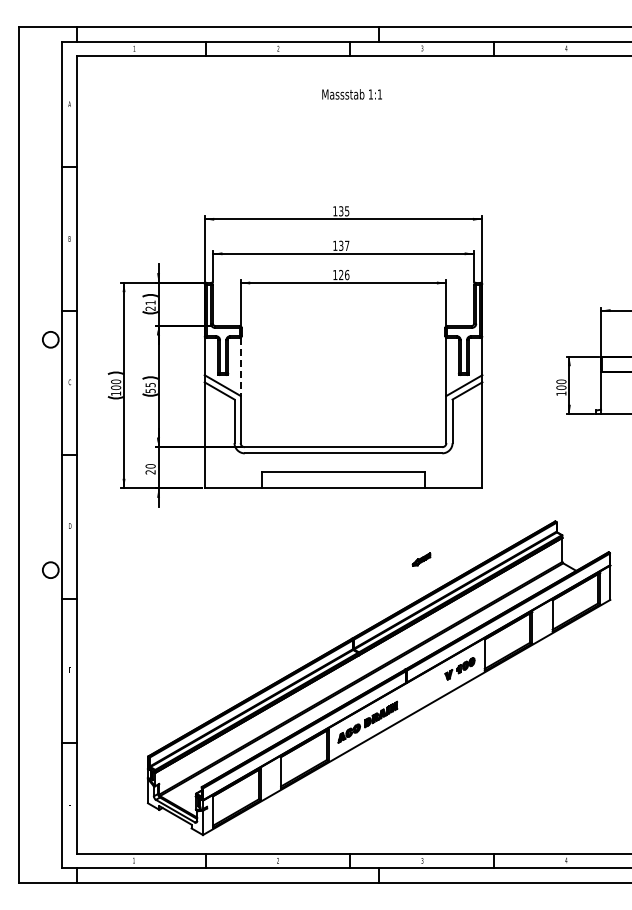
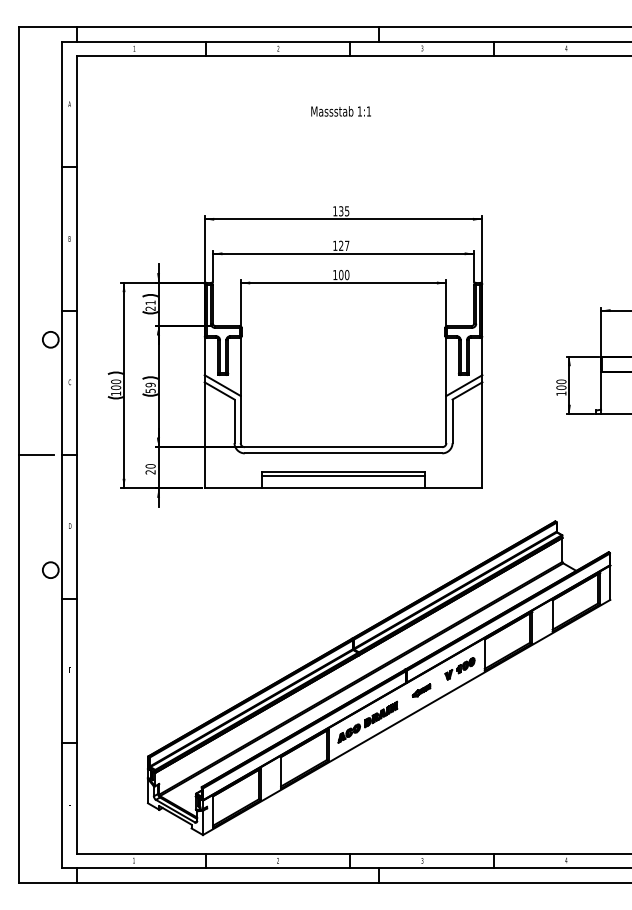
text position: (351, 94) -> (340, 111) (340, 111)
text: 137 -> 127 (341, 245)
text: 126 -> 100 (344, 275)
line: dashed -> solid (240, 367)
text: 55 -> 59 (150, 384)
line: none -> present (36, 454)
line: none -> present (343, 475)
part position: (421, 559) -> (421, 690) (421, 690)
